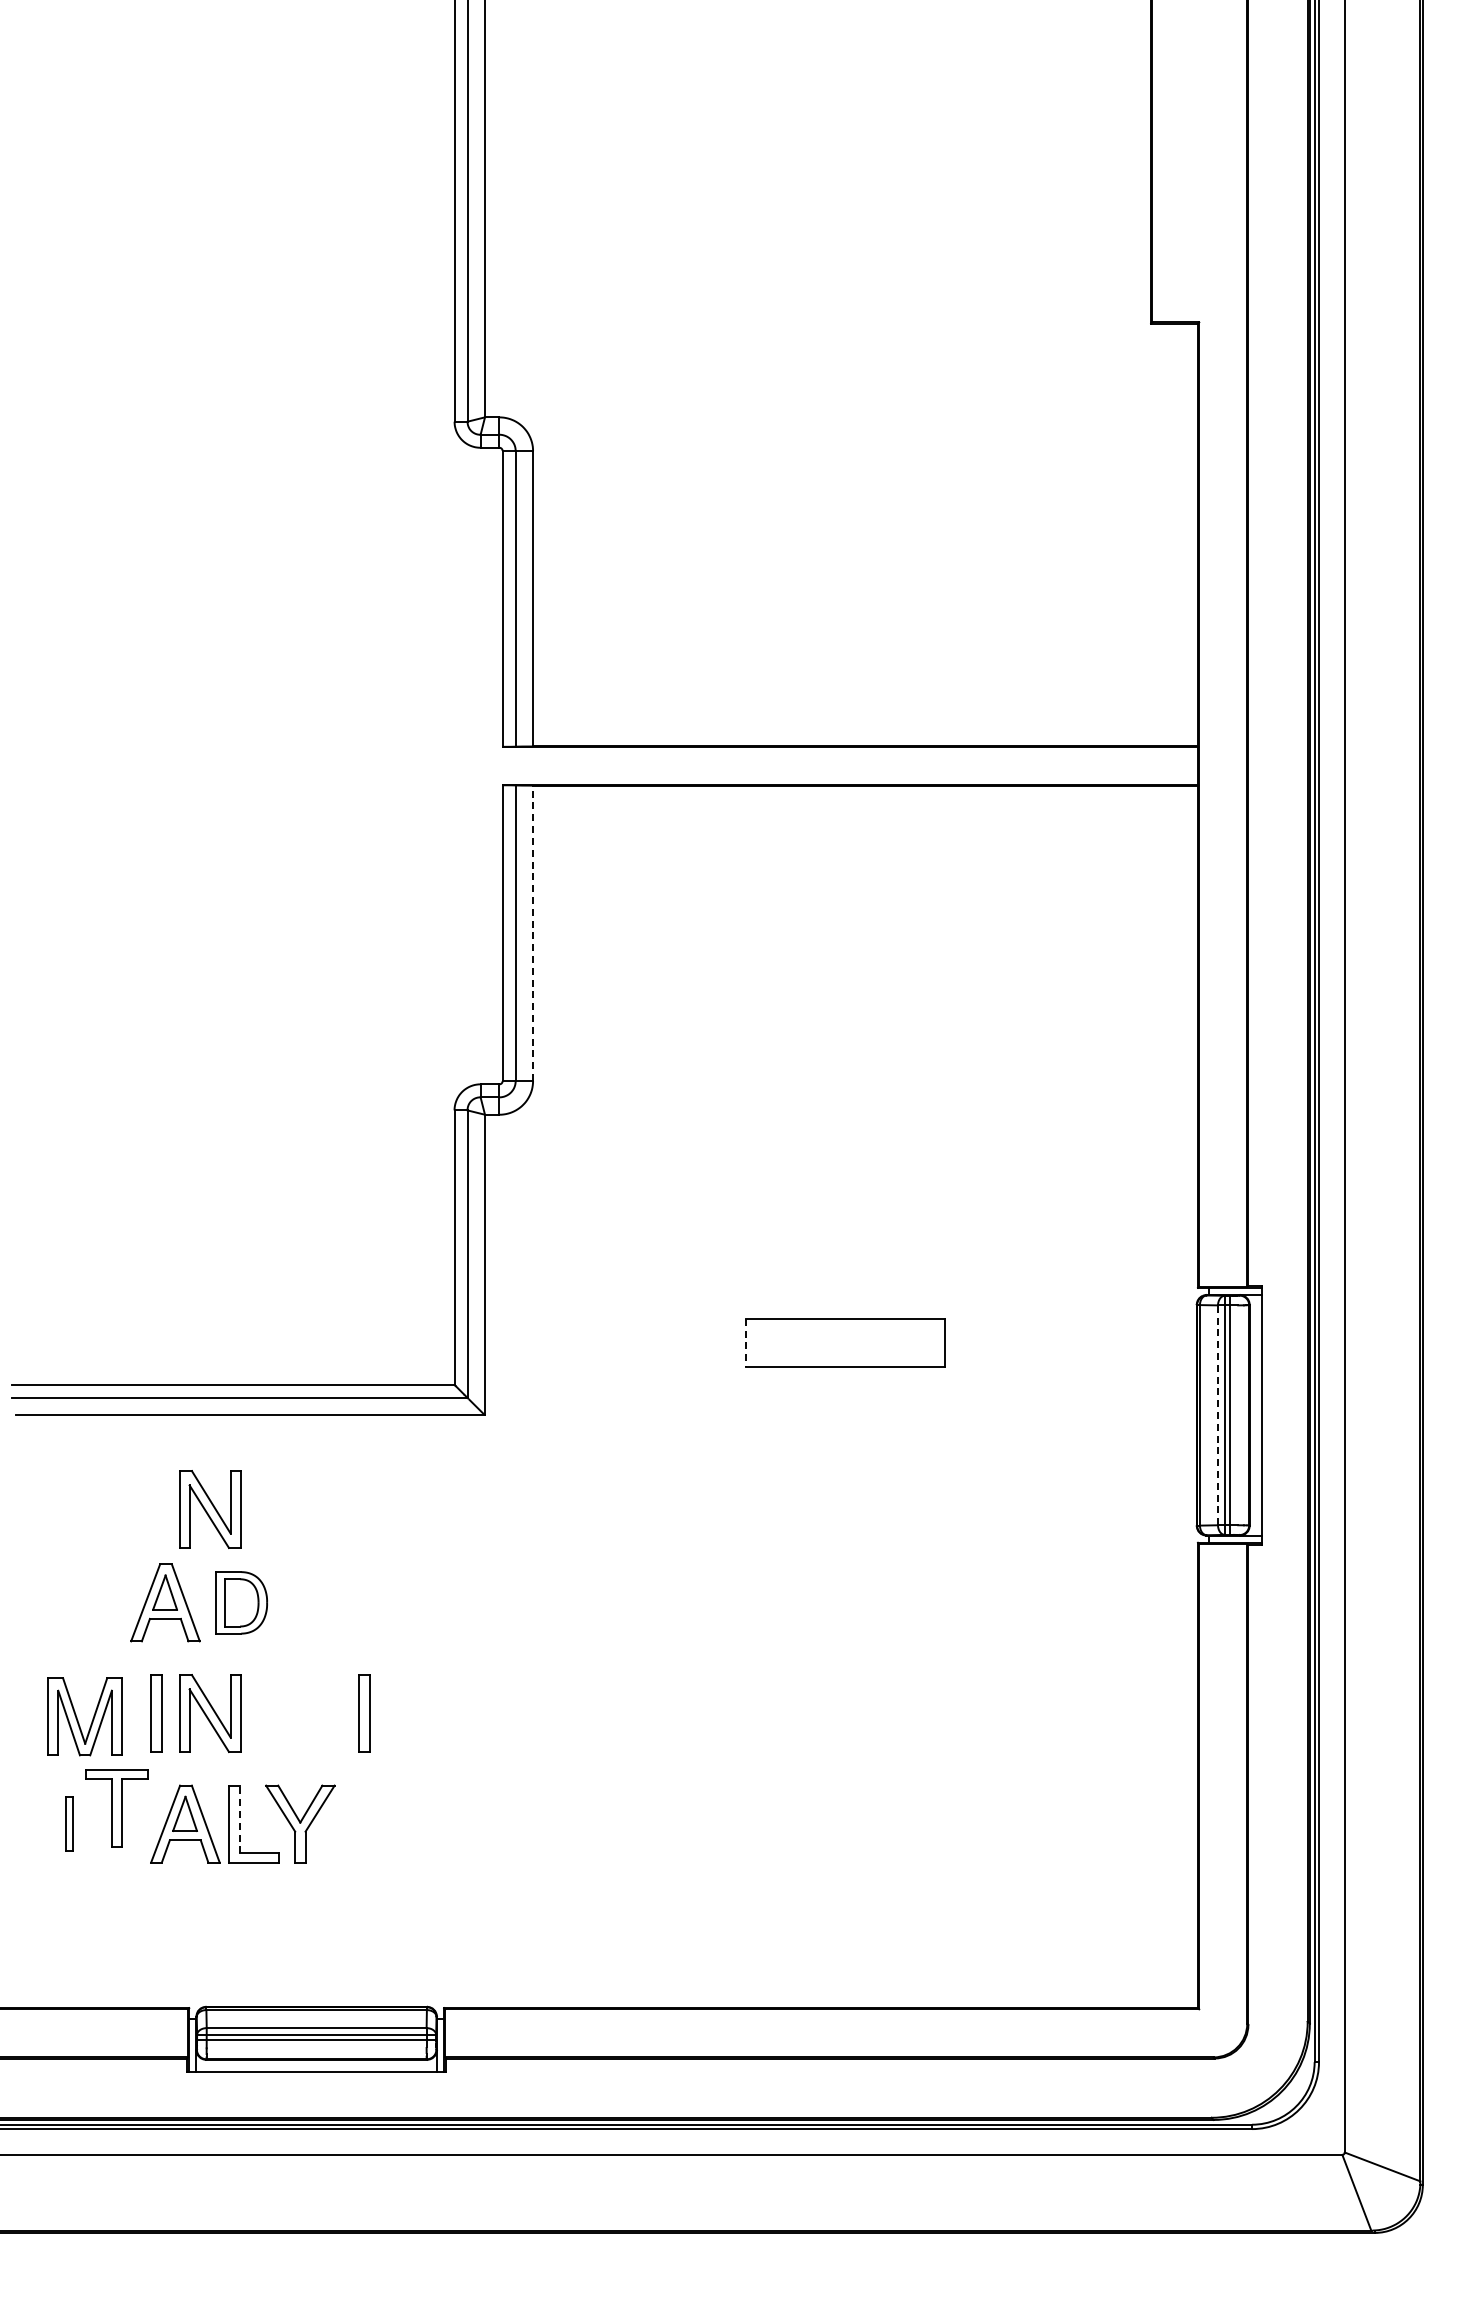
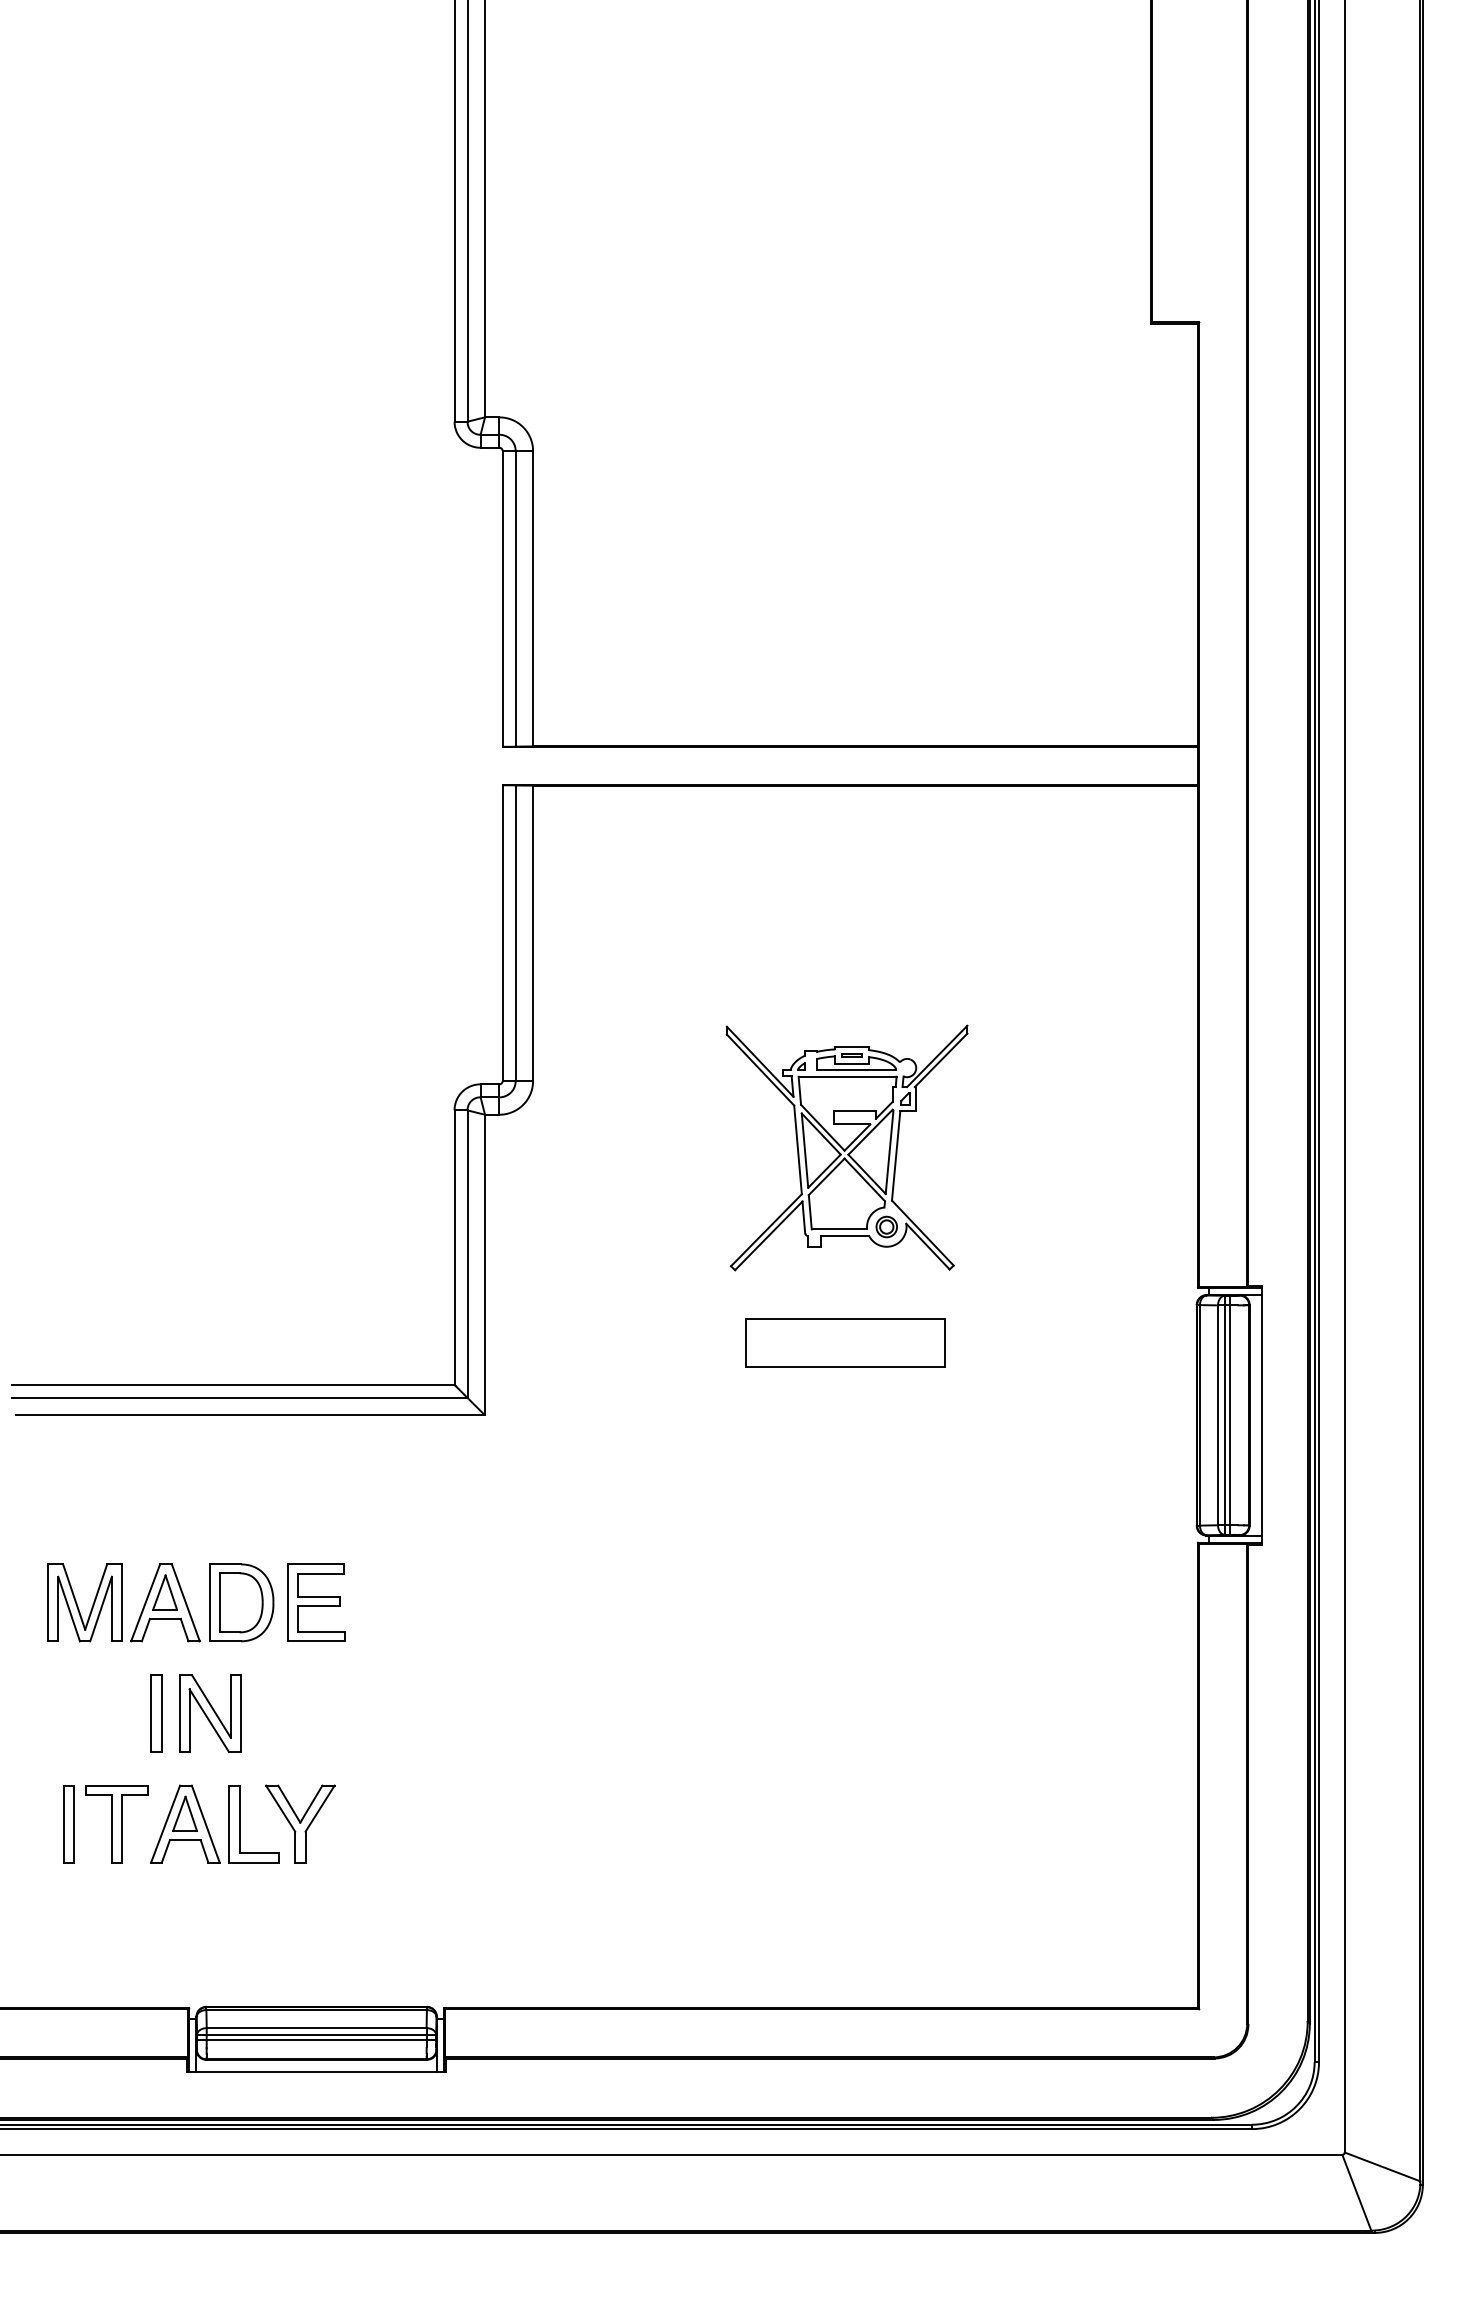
line: dashed -> solid (533, 933)
part: none -> present (846, 1147)
line: dashed -> solid (746, 1343)
line: dashed -> solid (1218, 1415)
part: present -> none (210, 1509)
part size: 53x64 px -> 66x80 px (241, 1602)
part: none -> present (316, 1602)
part: present -> none (364, 1713)
part position: (77, 1717) -> (77, 1603) (77, 1603)
part position: (116, 1808) -> (116, 1824) (116, 1824)
line: dashed -> solid (239, 1819)
part size: 9x56 px -> 12x79 px (68, 1824)
